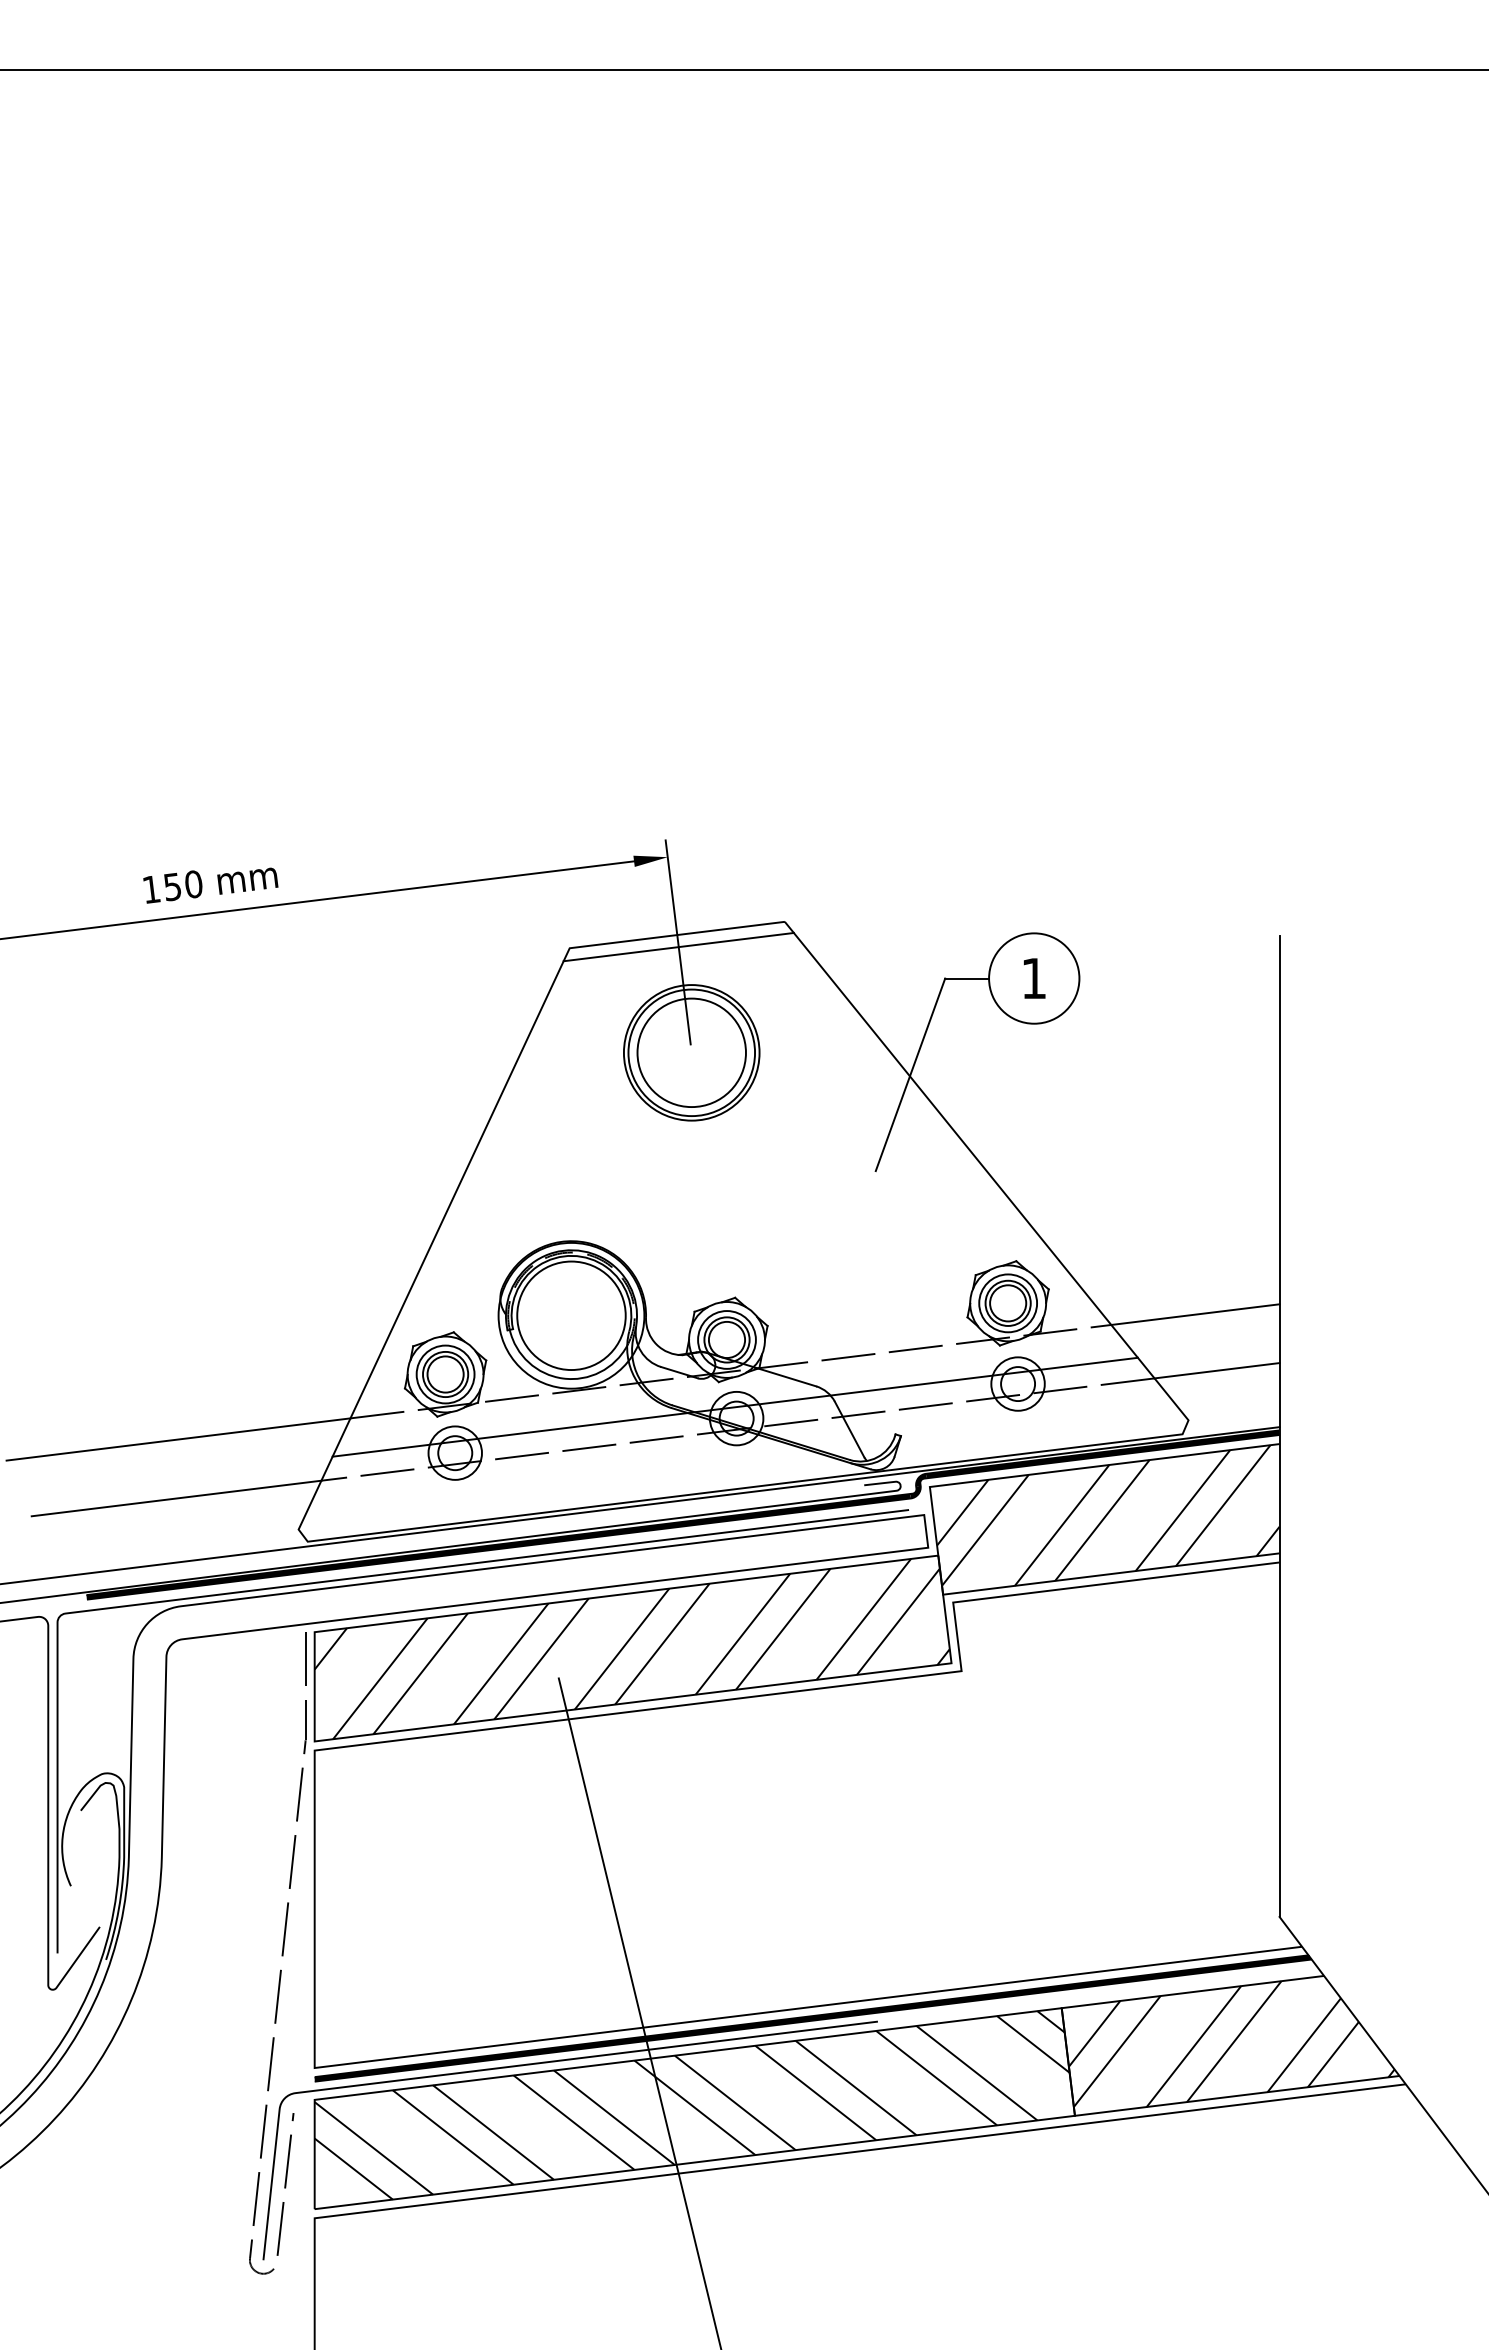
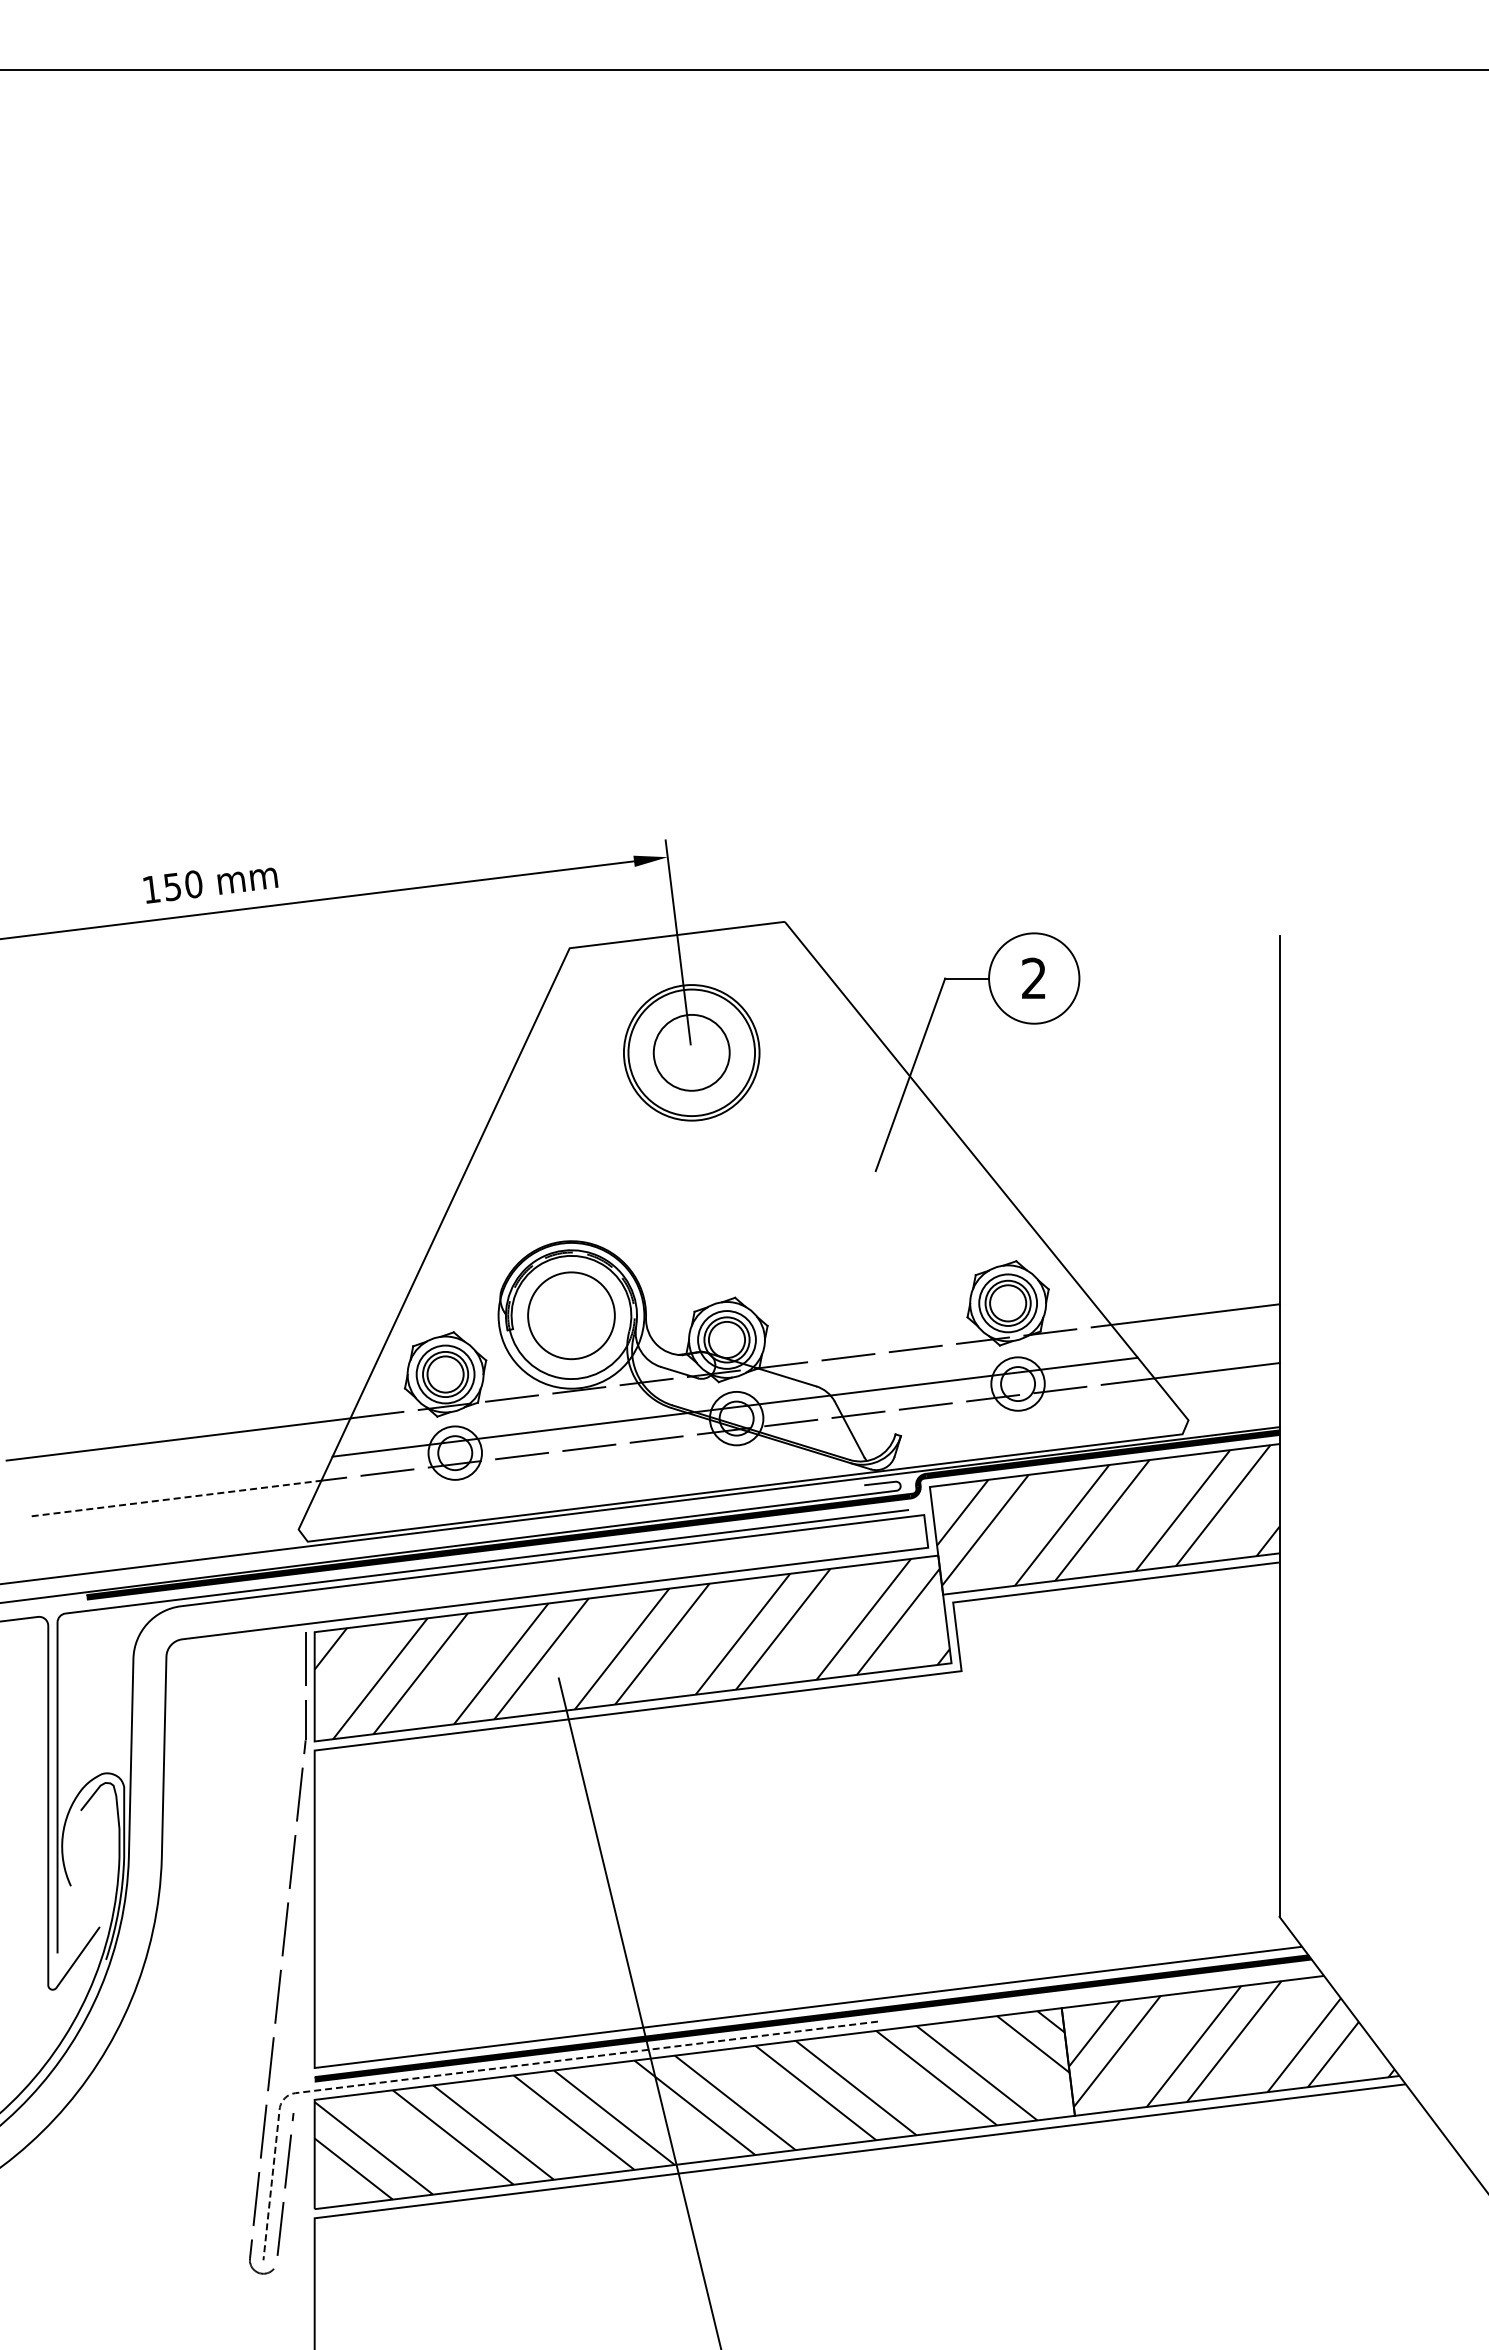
line: present -> none (678, 946)
text: 1 -> 2 (1033, 977)
circle diameter: 108 px -> 76 px (691, 1052)
circle diameter: 108 px -> 87 px (571, 1315)
line: solid -> dashed (176, 1498)
line: solid -> dashed (492, 2068)
